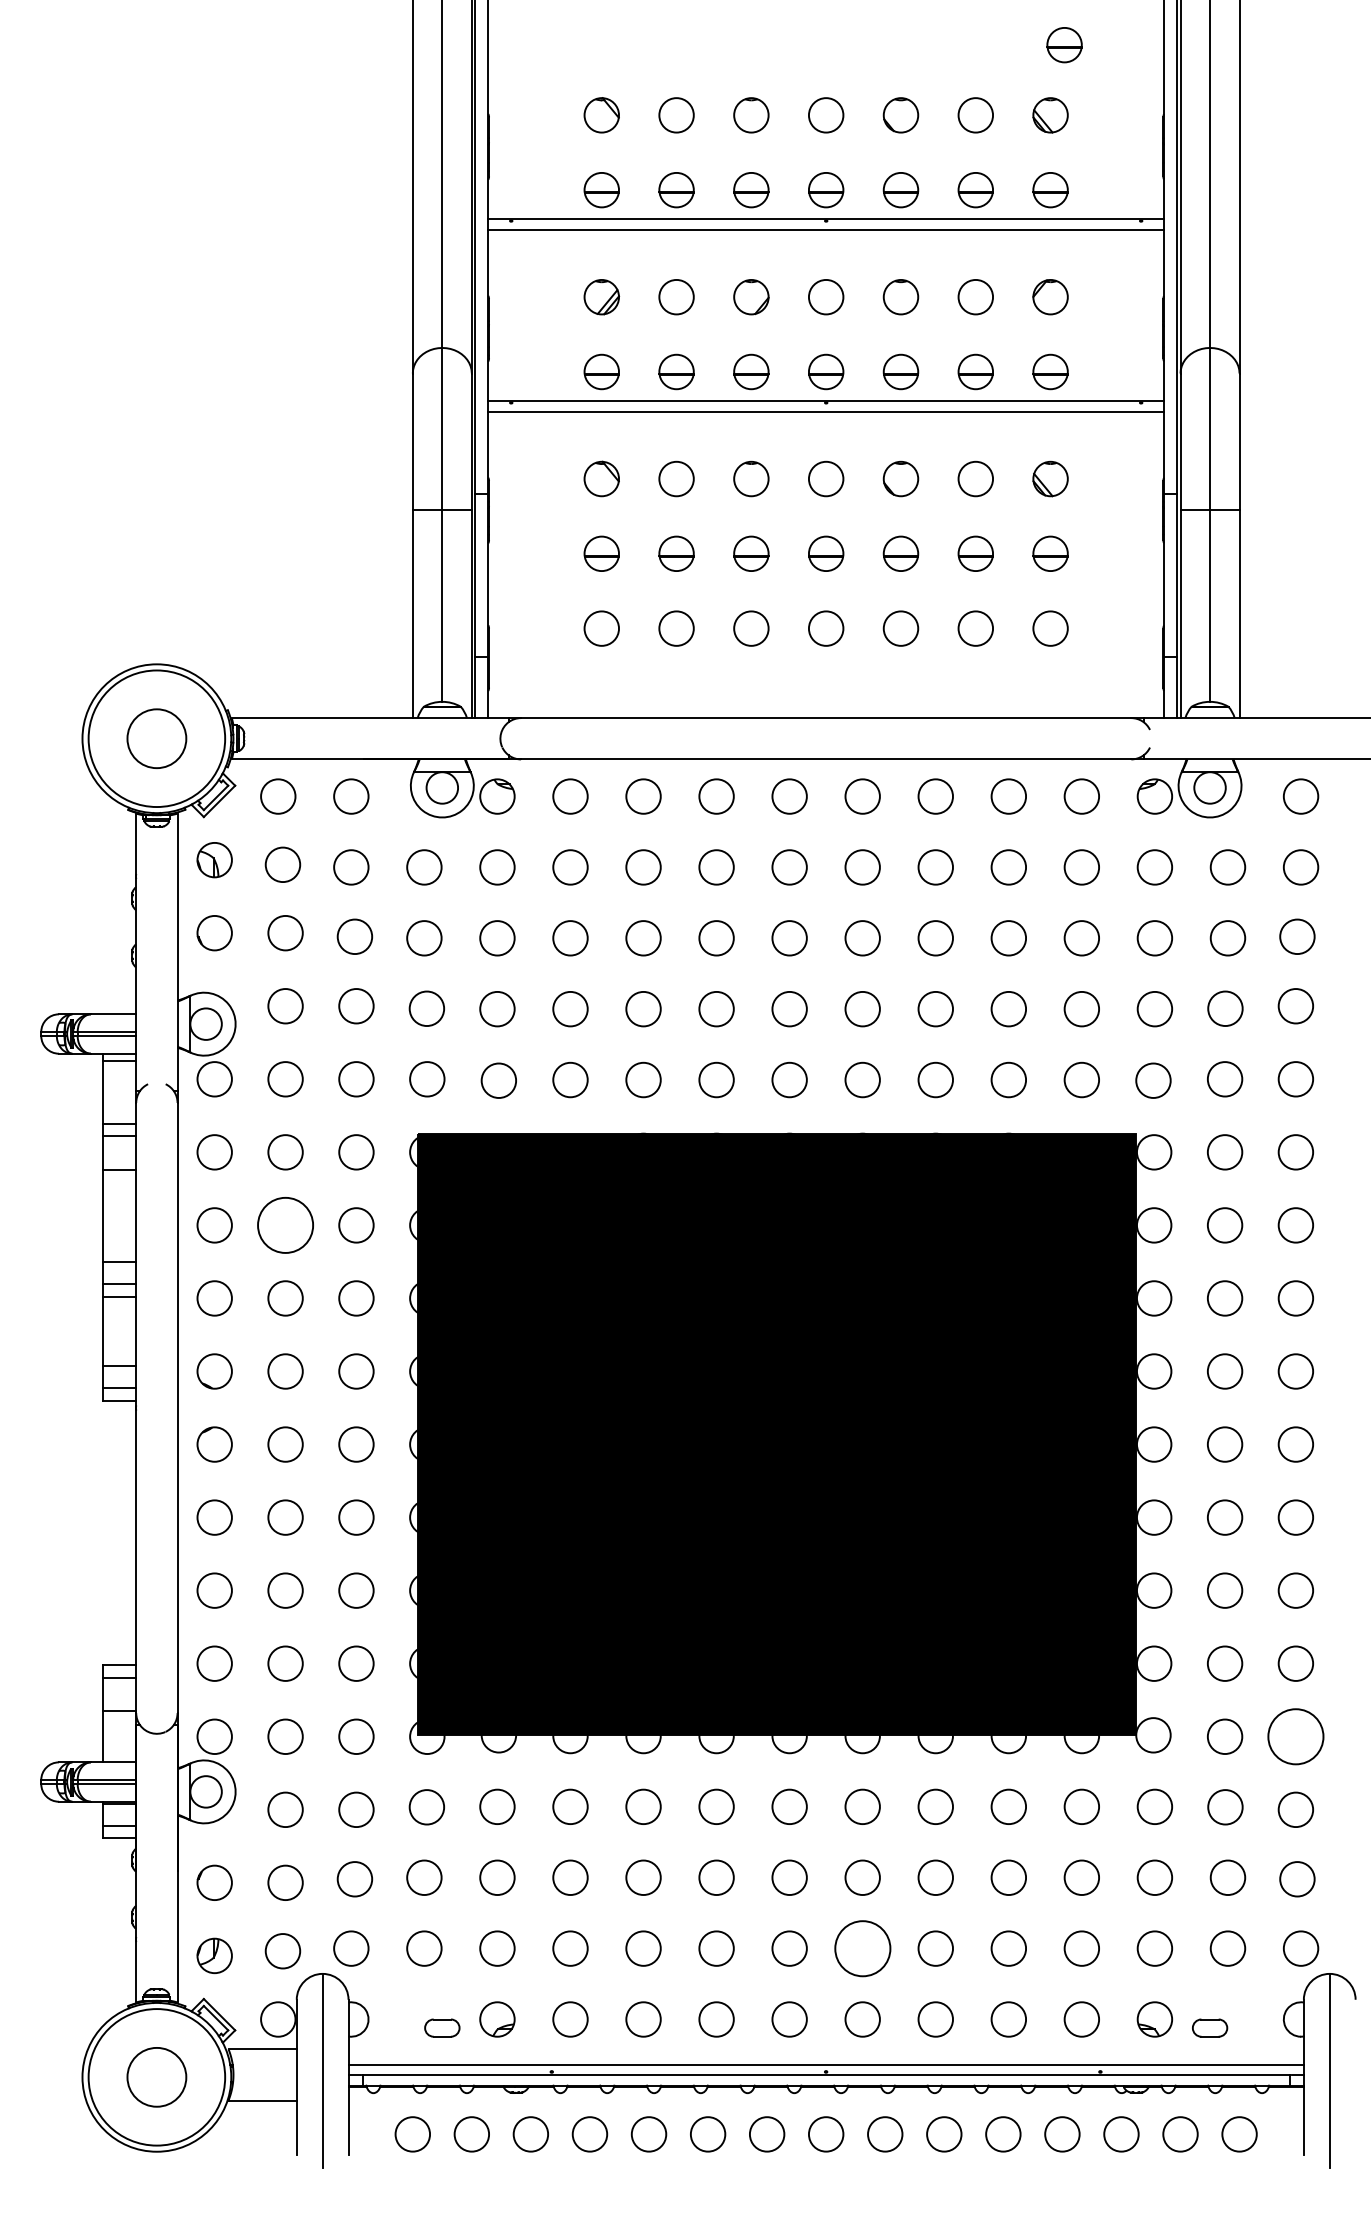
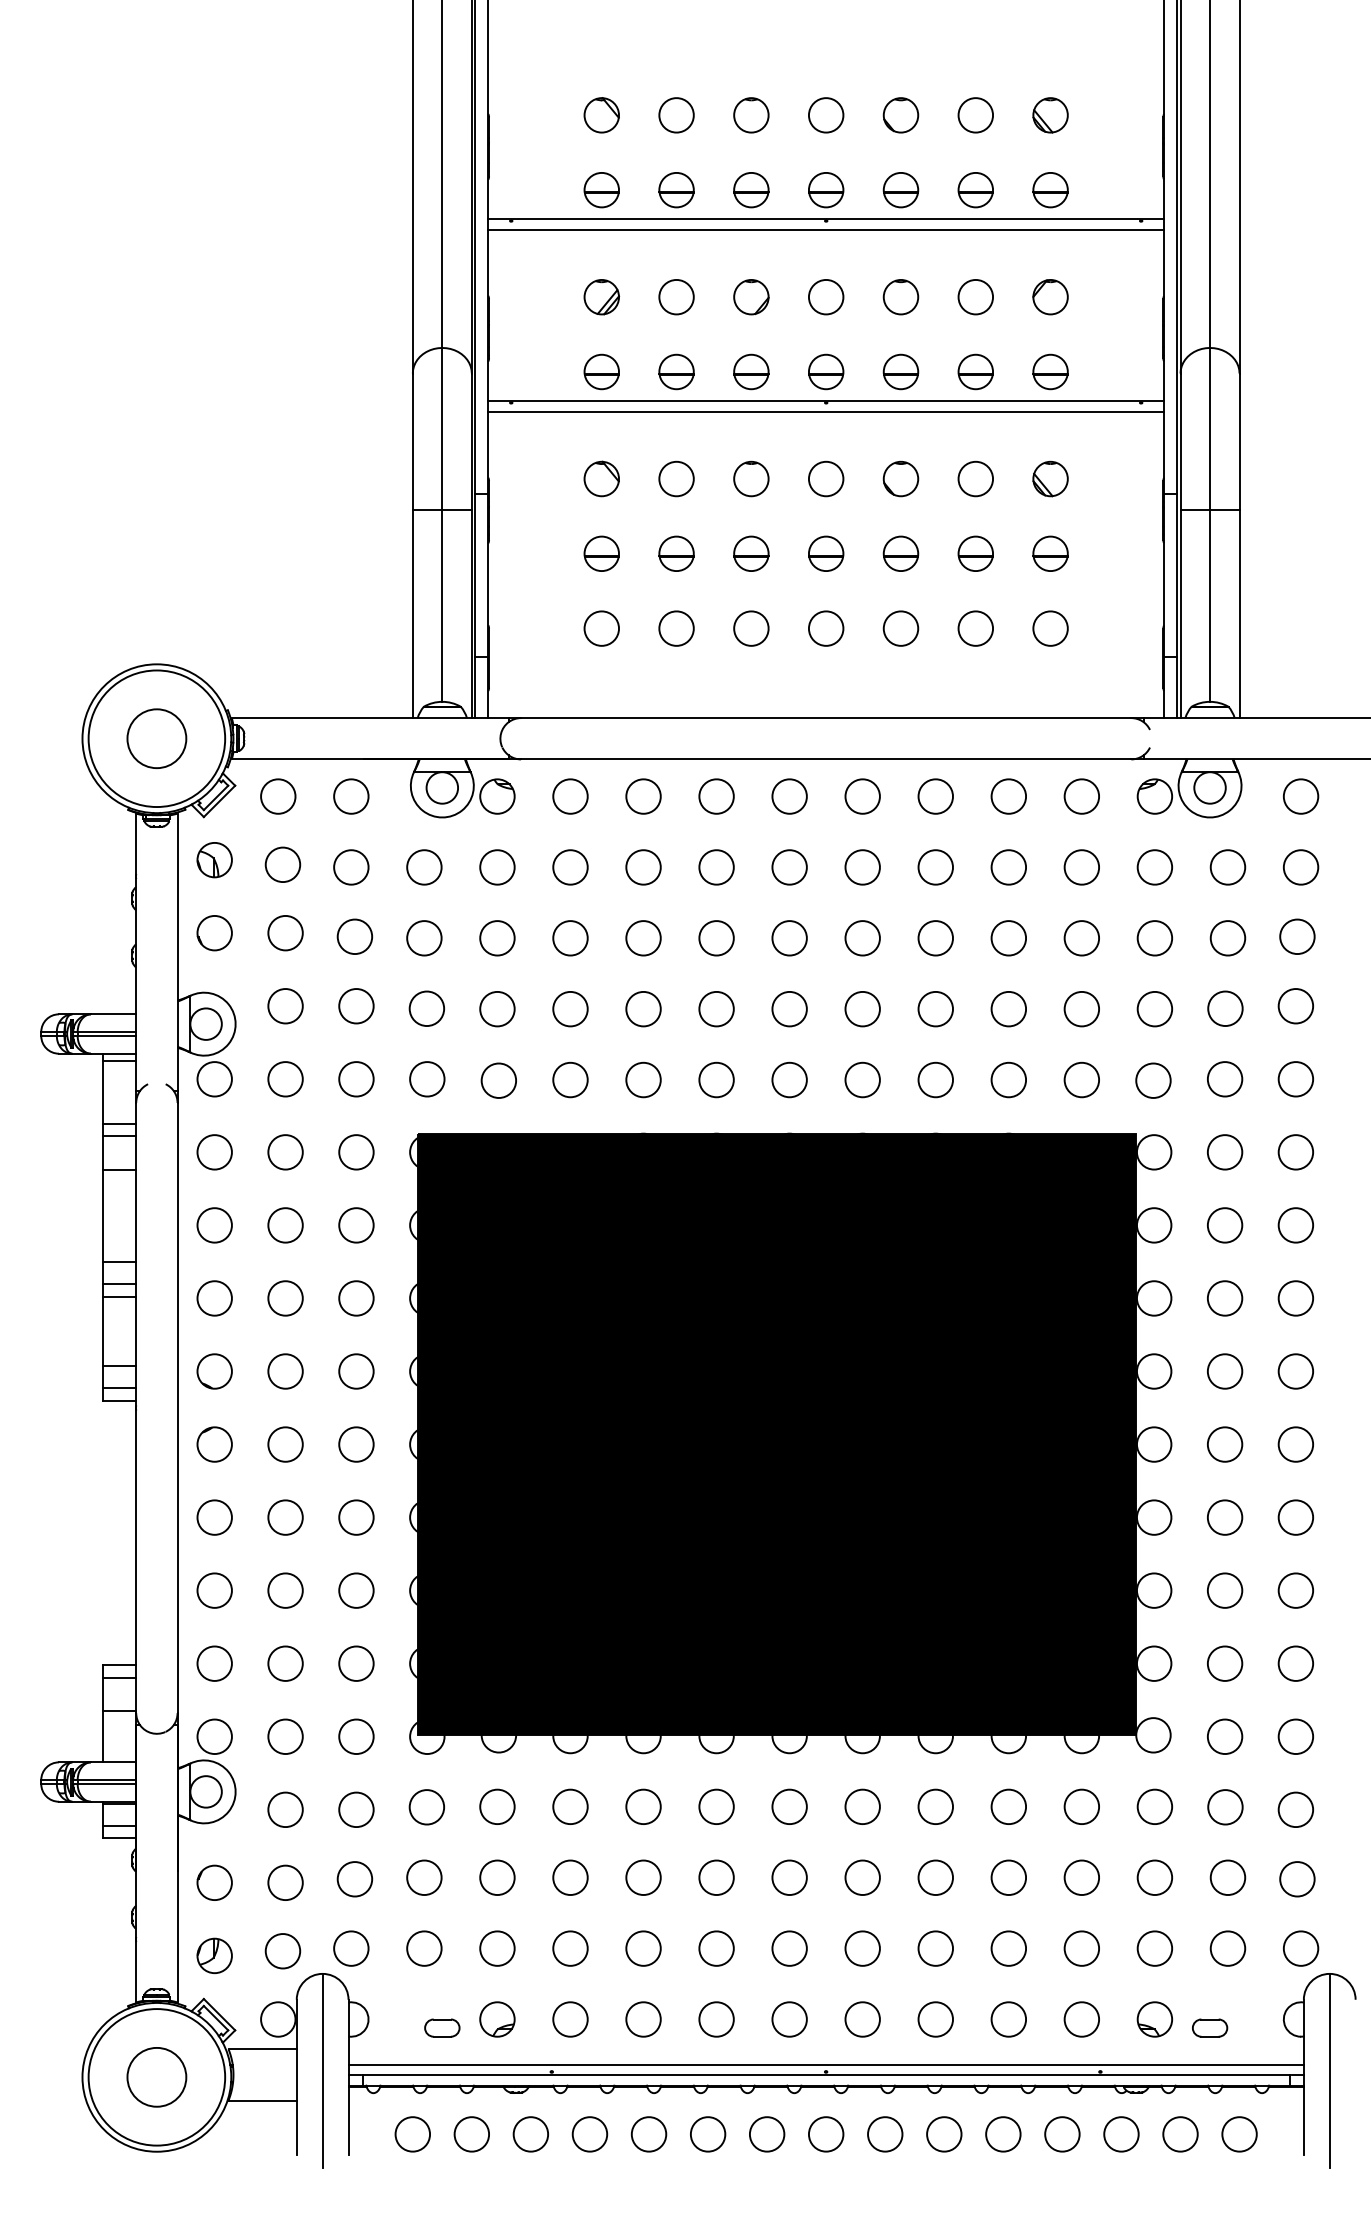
part: present -> none (1064, 45)
circle diameter: 55 px -> 34 px (285, 1225)
circle diameter: 55 px -> 34 px (1295, 1736)
circle size: 58x58 px -> 37x37 px (862, 1948)
